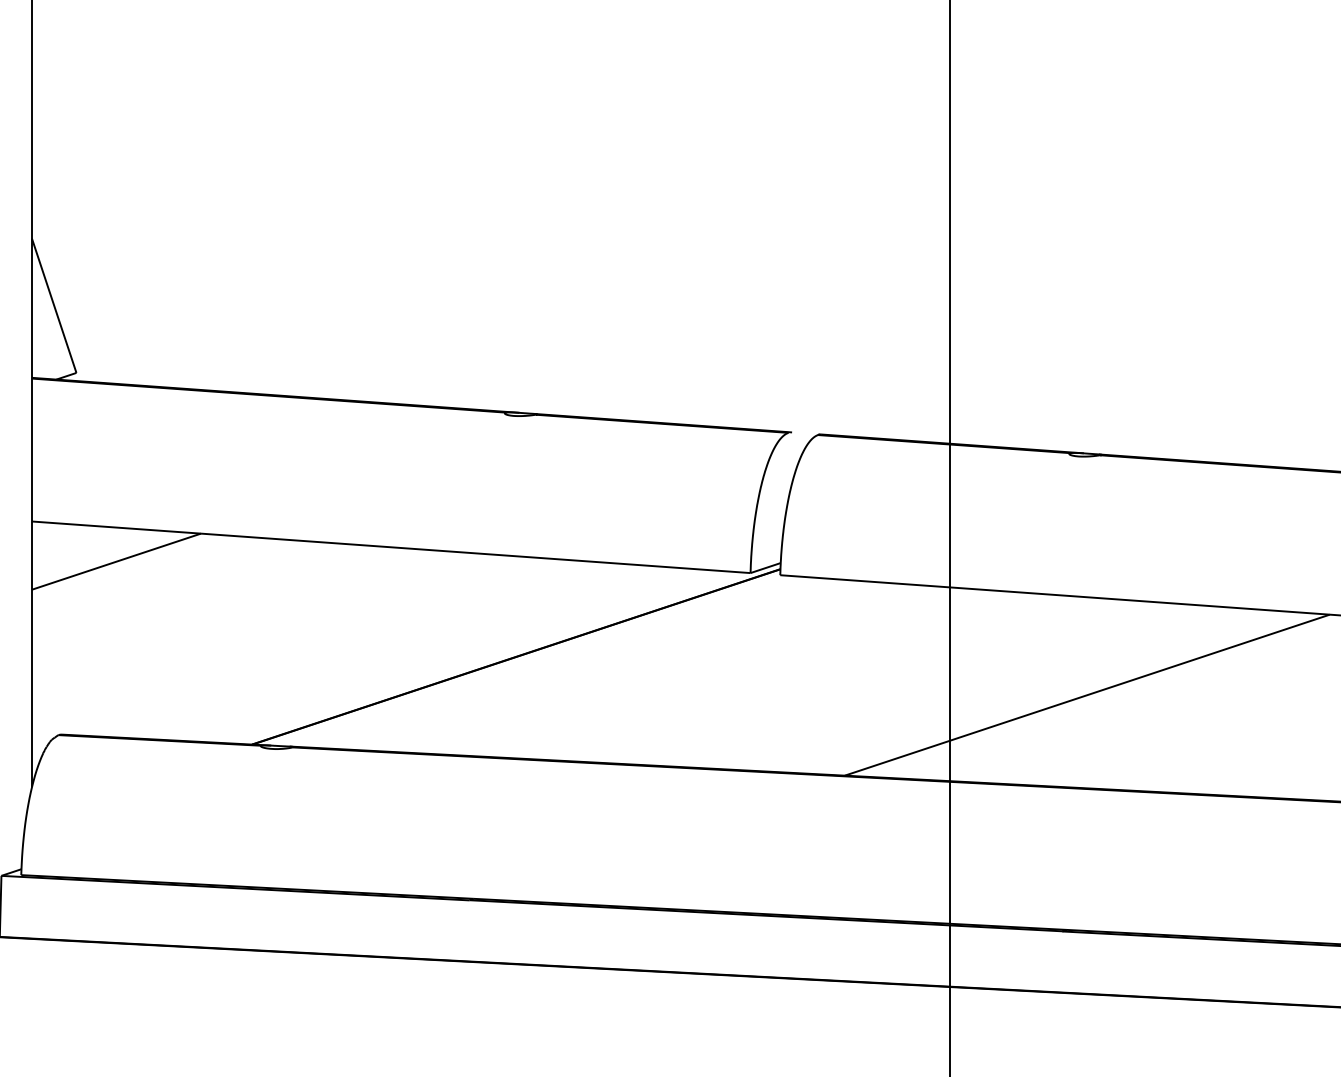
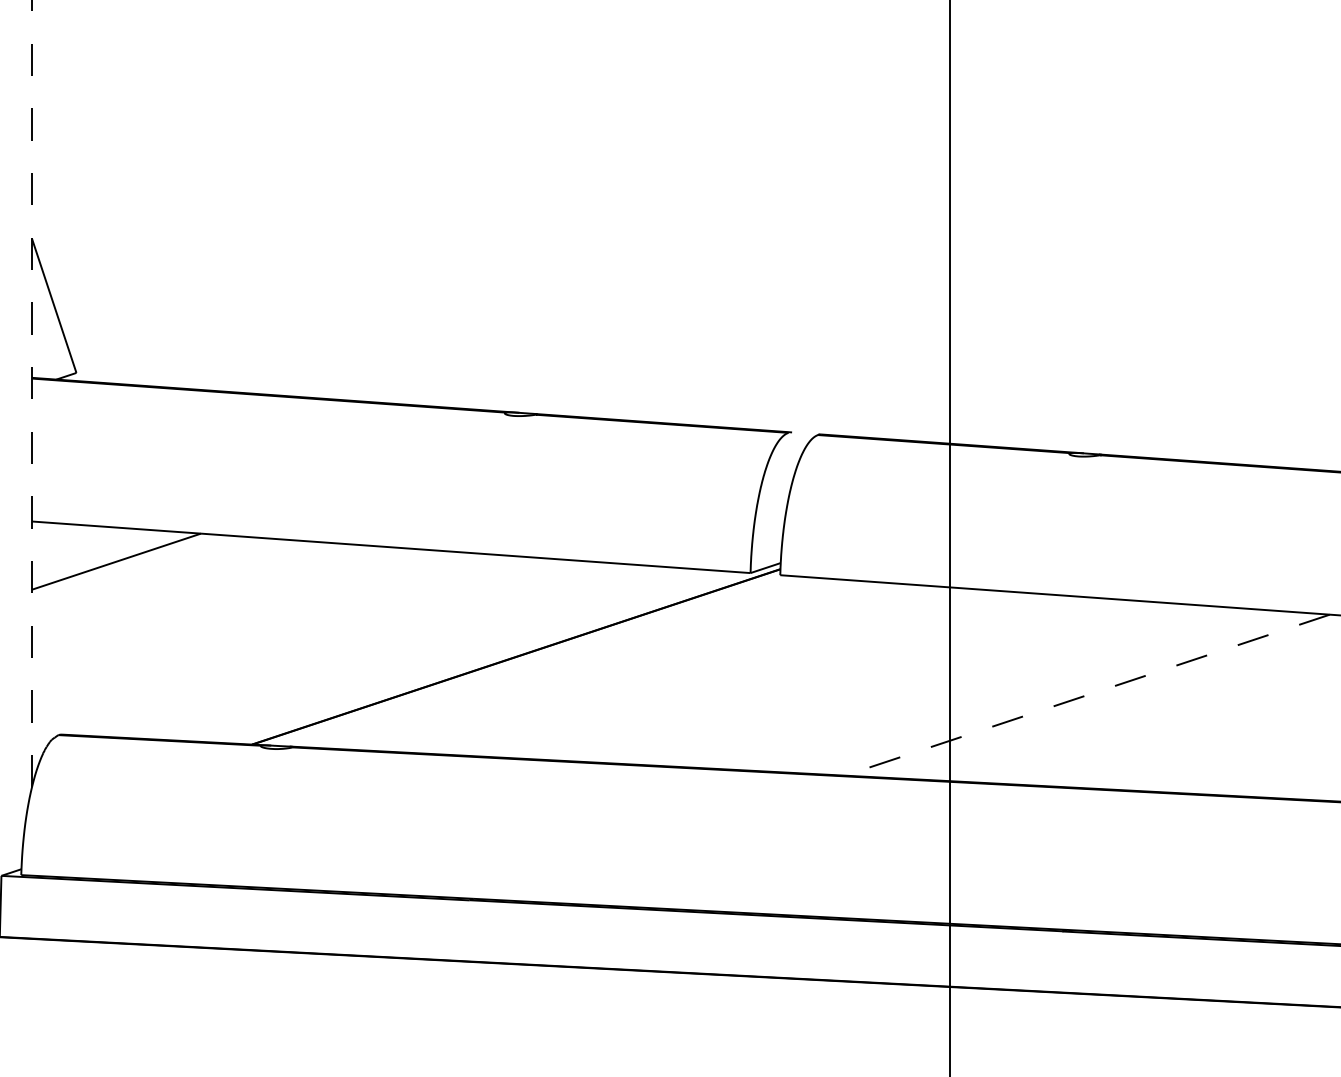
line: solid -> dashed (31, 393)
line: solid -> dashed (1087, 695)
